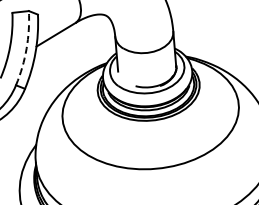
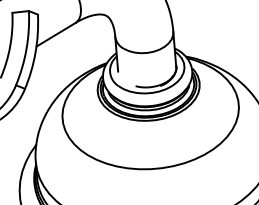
arc: dashed -> solid (26, 48)
